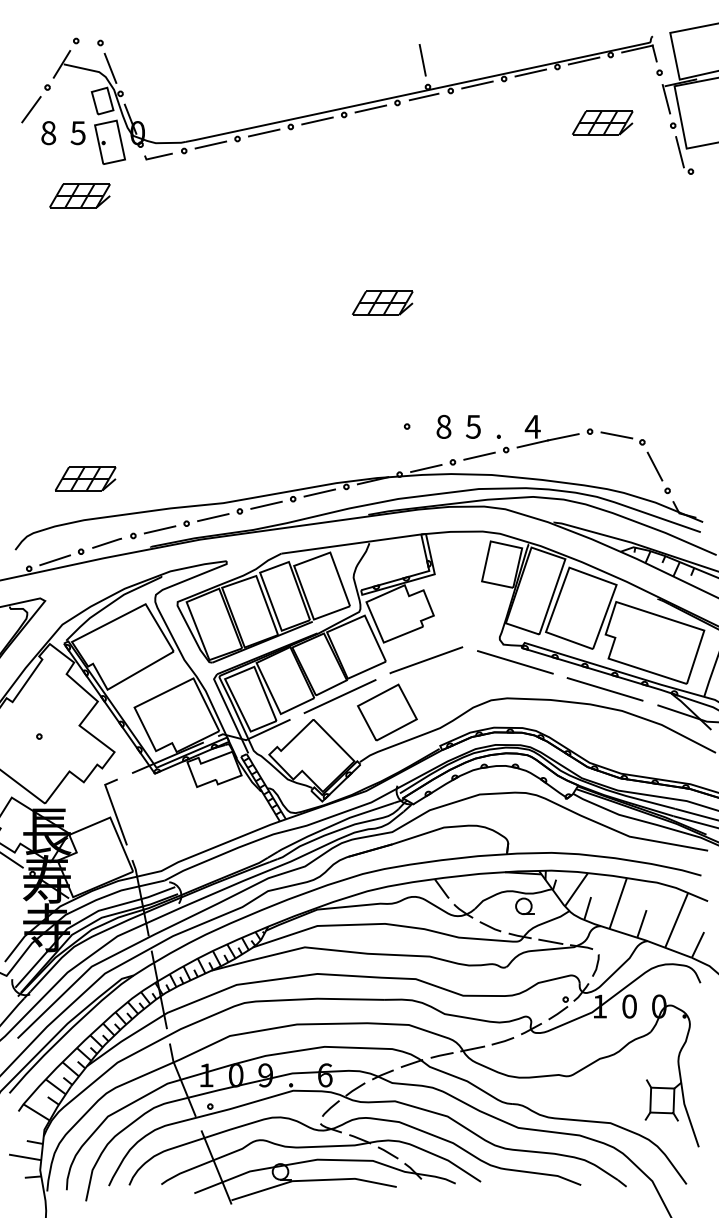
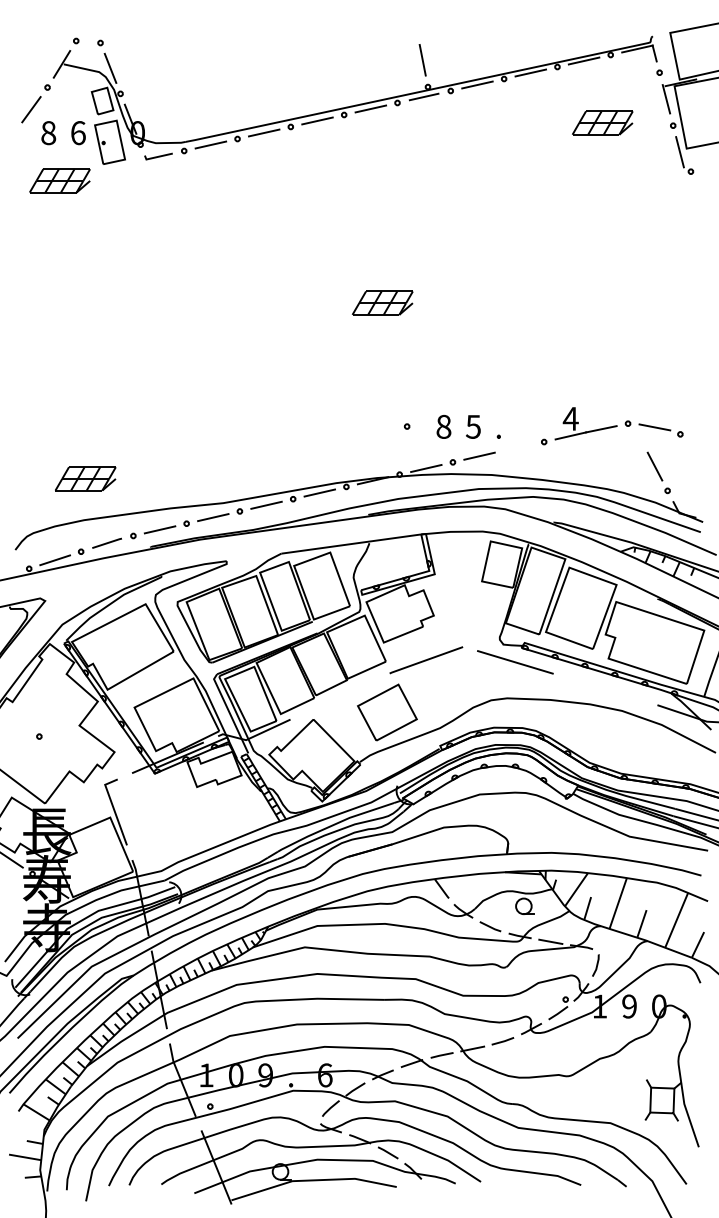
text: 5 -> 6 (77, 133)
part position: (79, 195) -> (59, 180) (59, 180)
part position: (574, 434) -> (612, 426) (612, 426)
line: present -> none (604, 689)
line: present -> none (339, 696)
text: 0 -> 9 (629, 1006)
